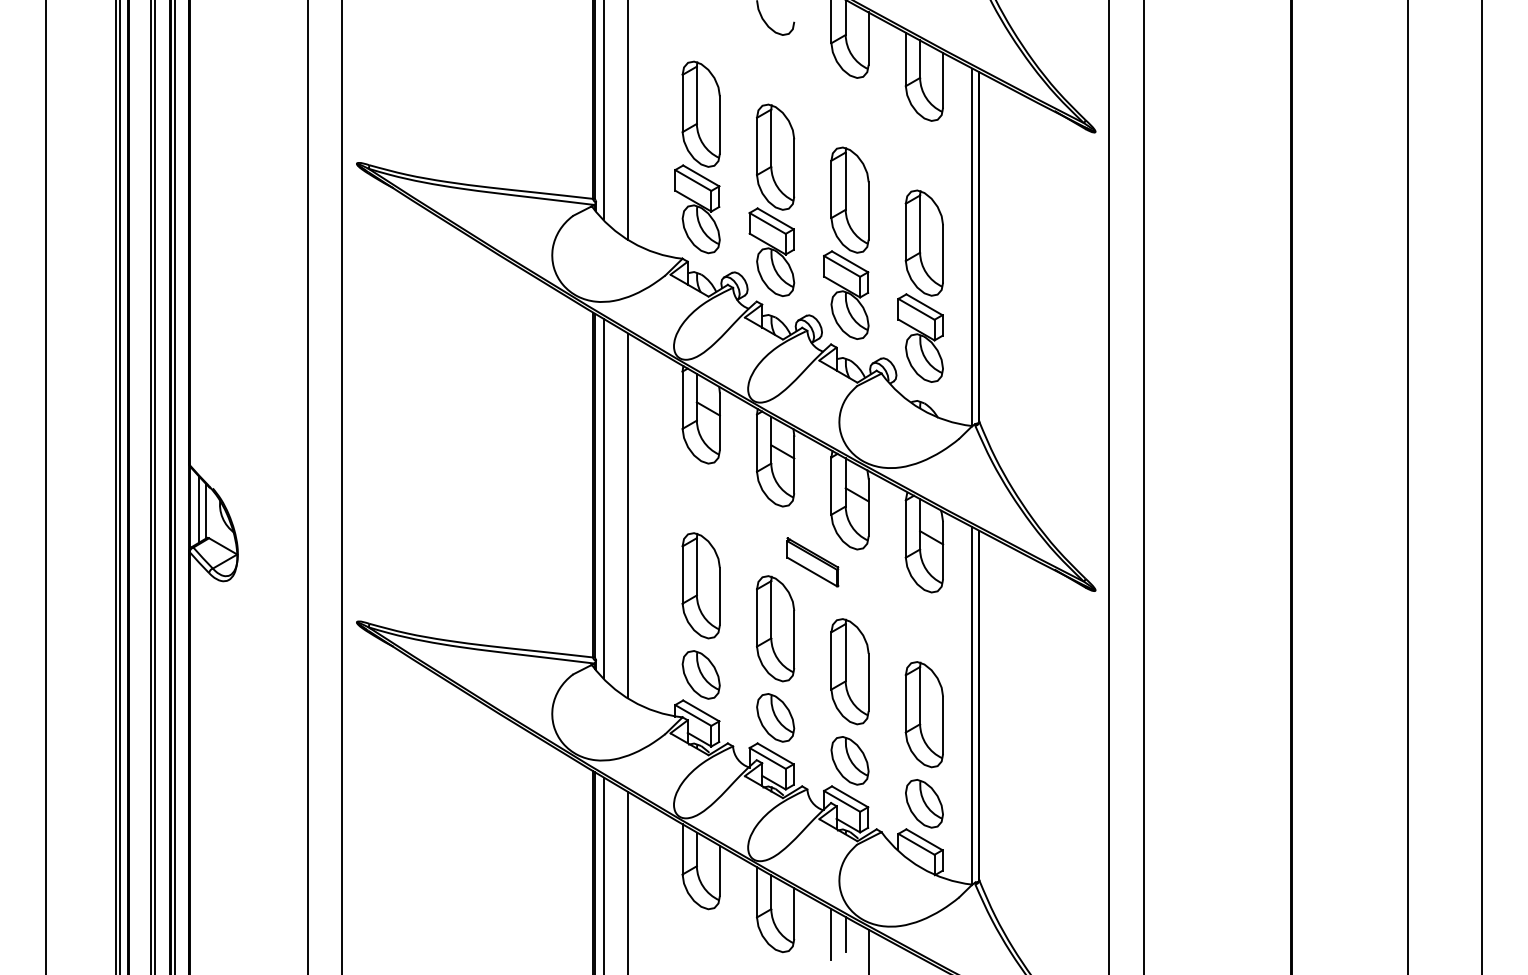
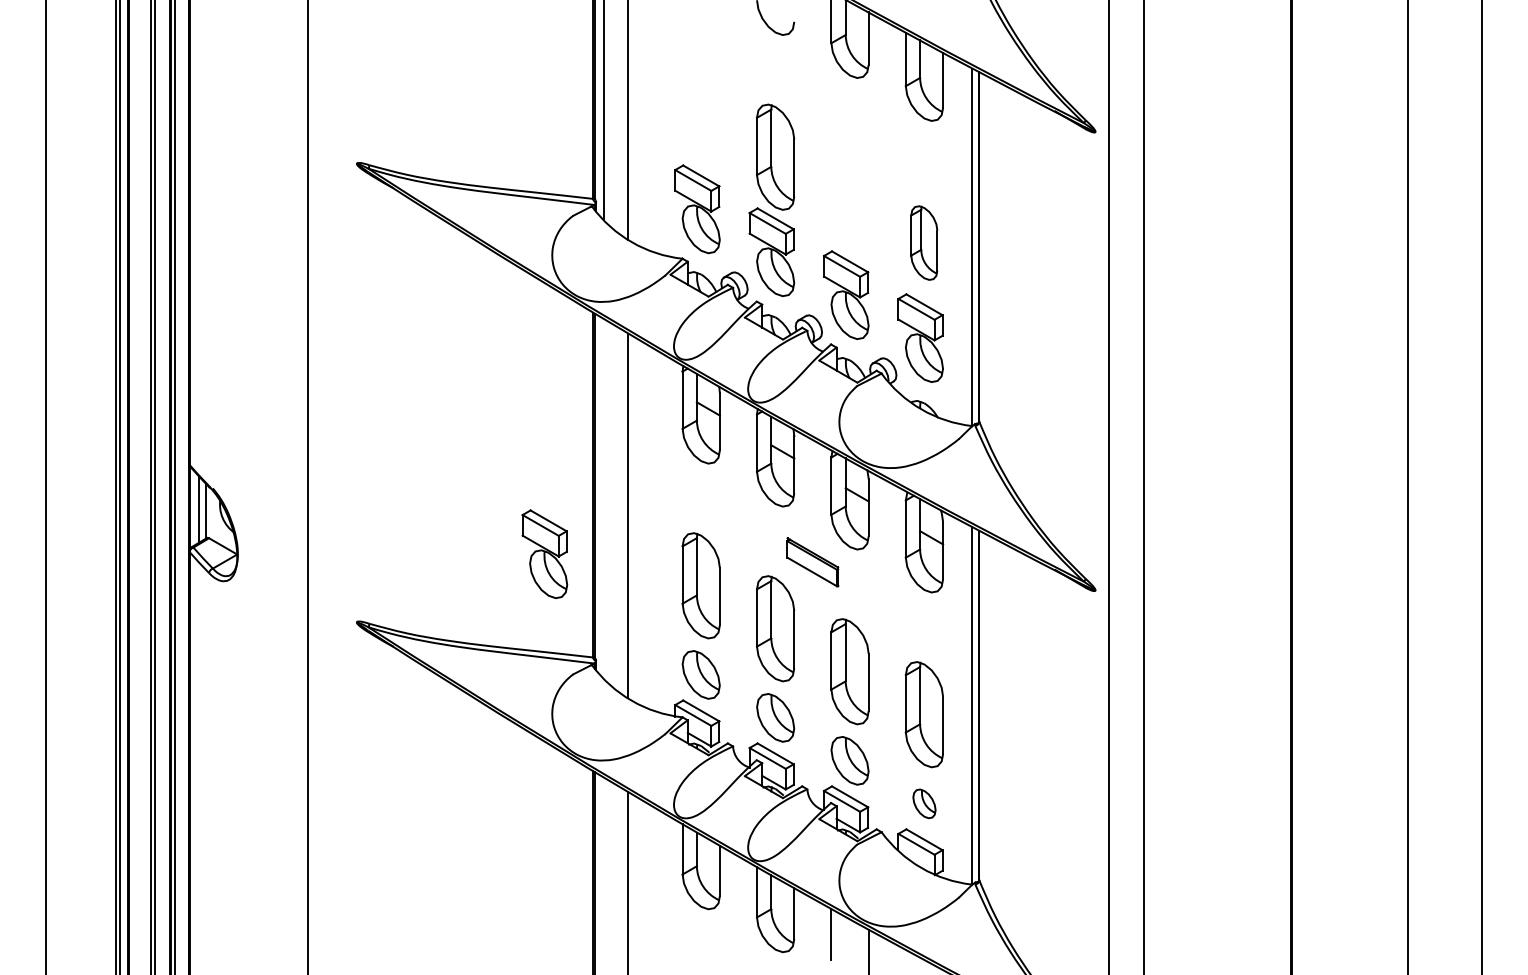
part: present -> none (700, 113)
part: present -> none (849, 199)
part size: 40x108 px -> 29x76 px (924, 242)
line: present -> none (341, 486)
line: present -> none (603, 497)
part: none -> present (544, 553)
part size: 39x50 px -> 25x32 px (924, 803)
line: present -> none (603, 874)
line: present -> none (845, 934)
